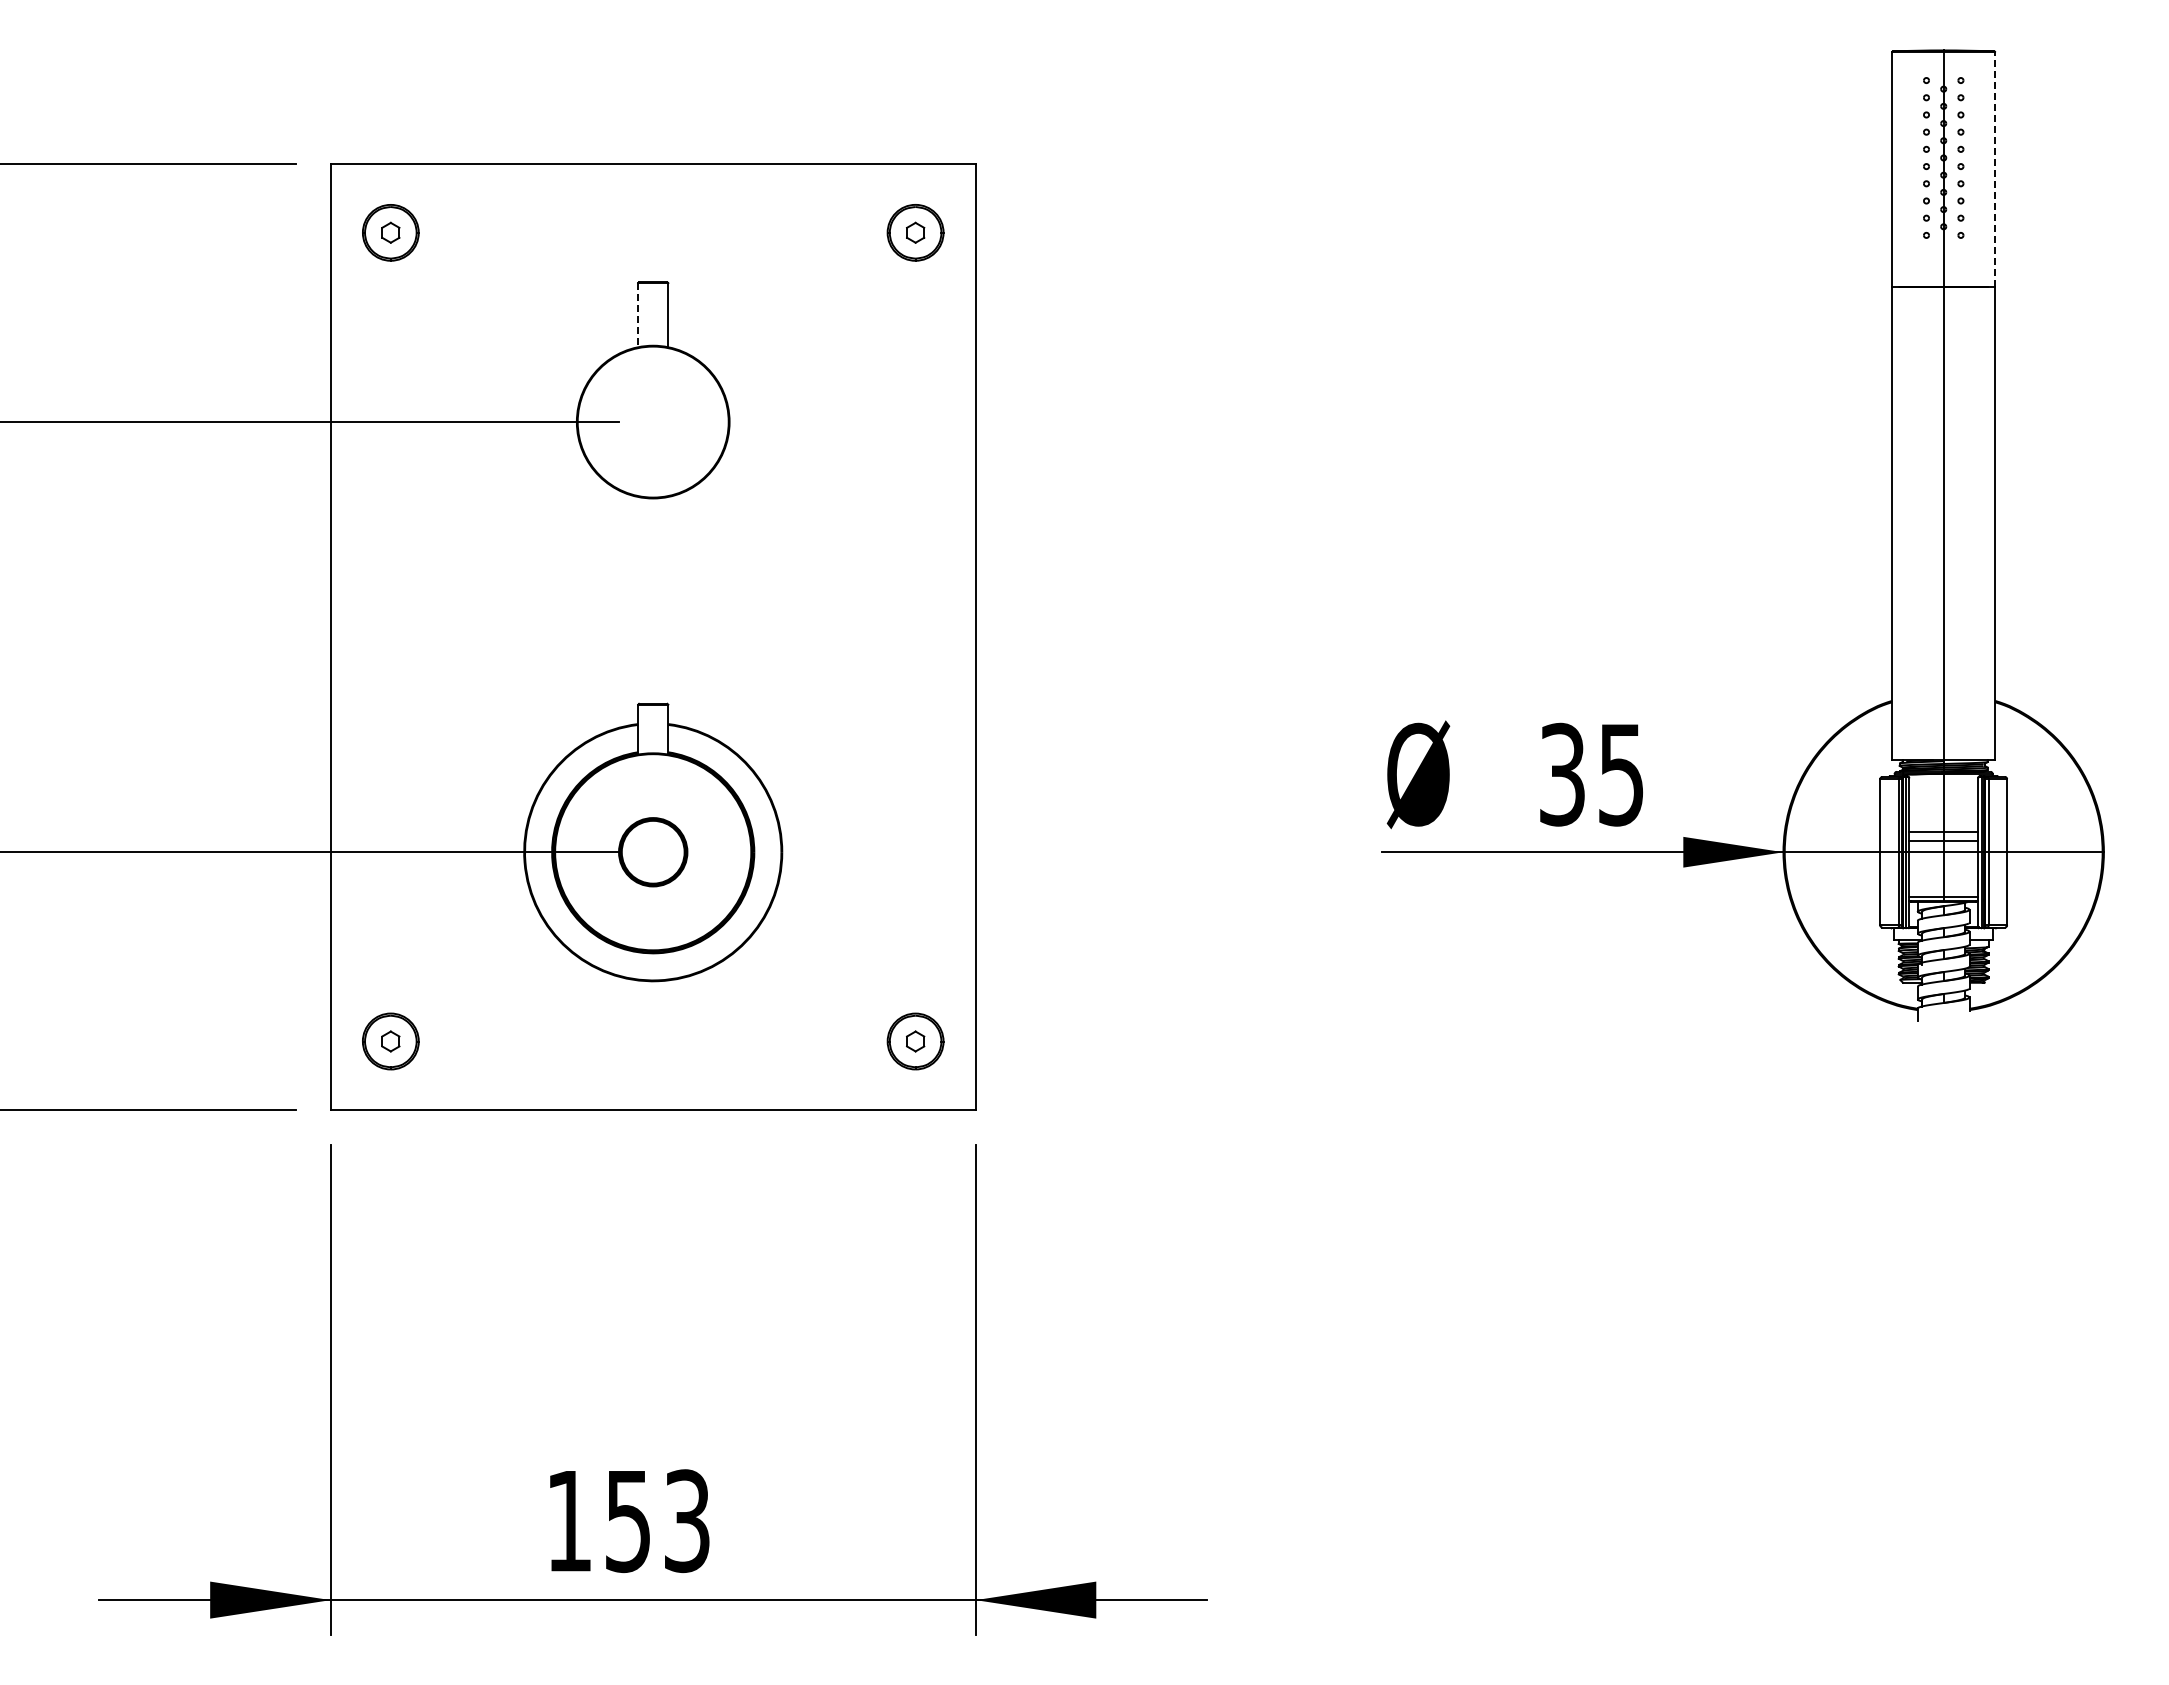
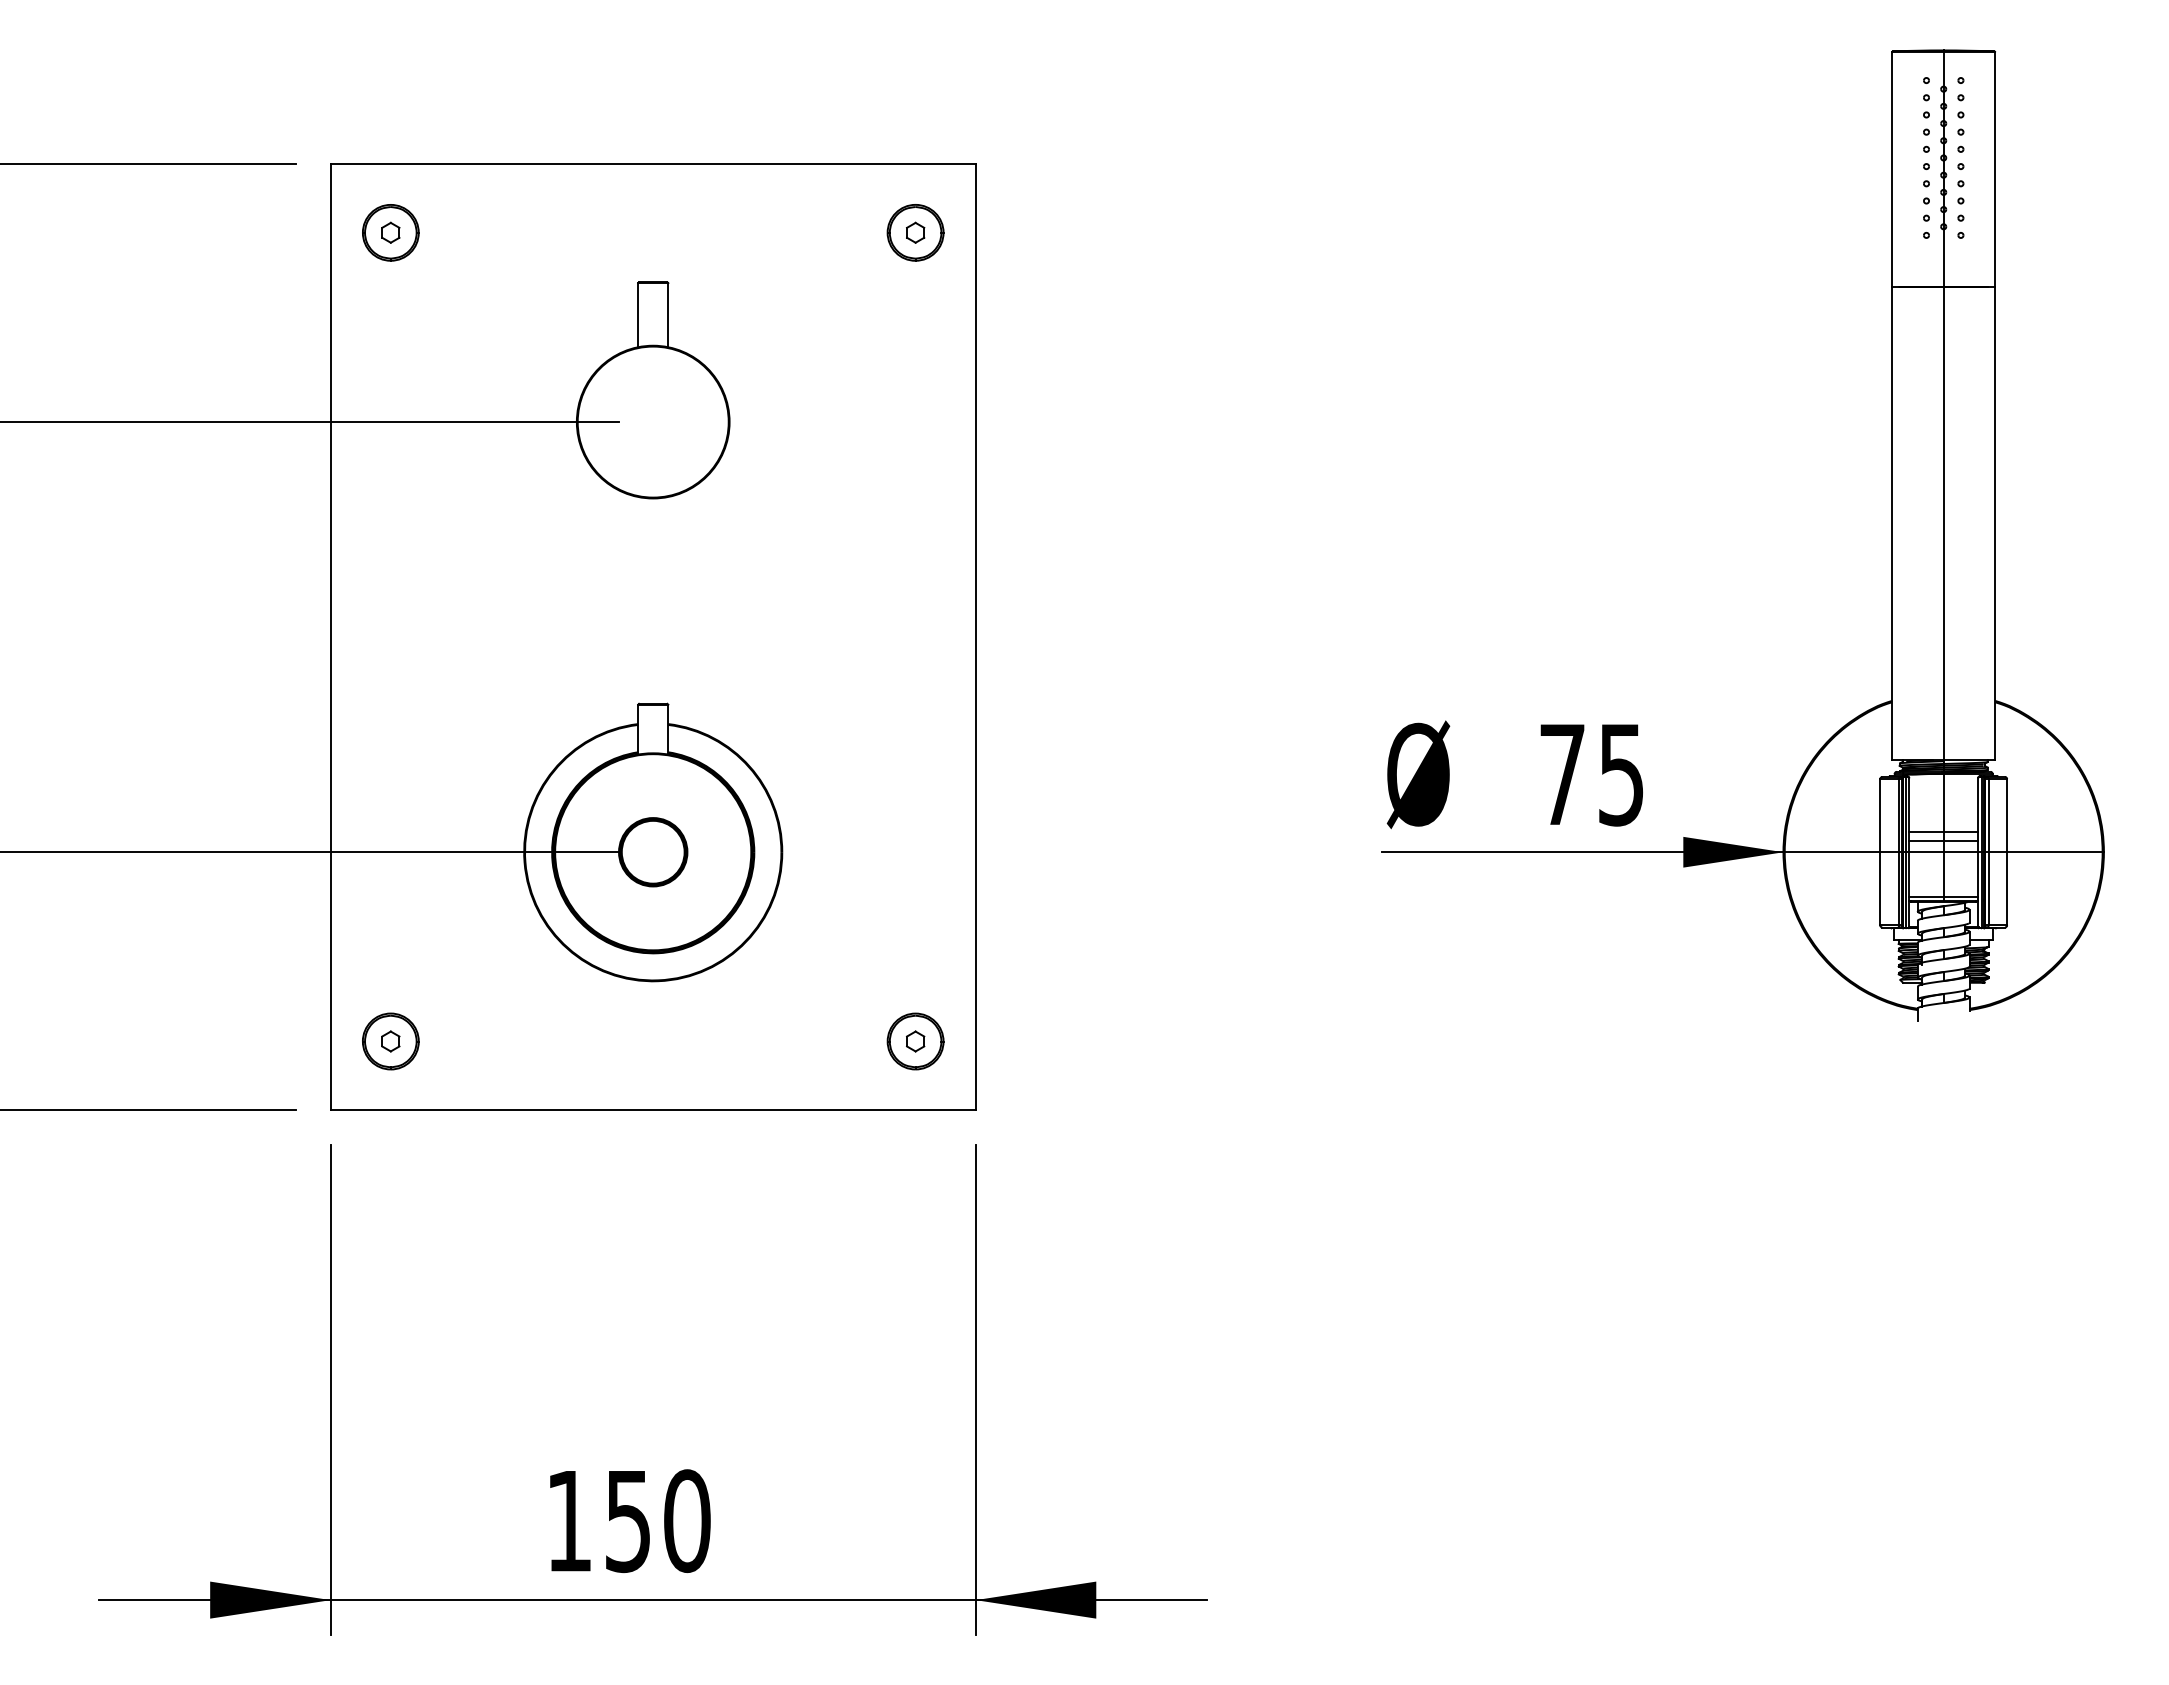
line: dashed -> solid (1995, 169)
line: dashed -> solid (638, 315)
text: 35 -> 75 (1562, 774)
text: 153 -> 150 (687, 1521)
